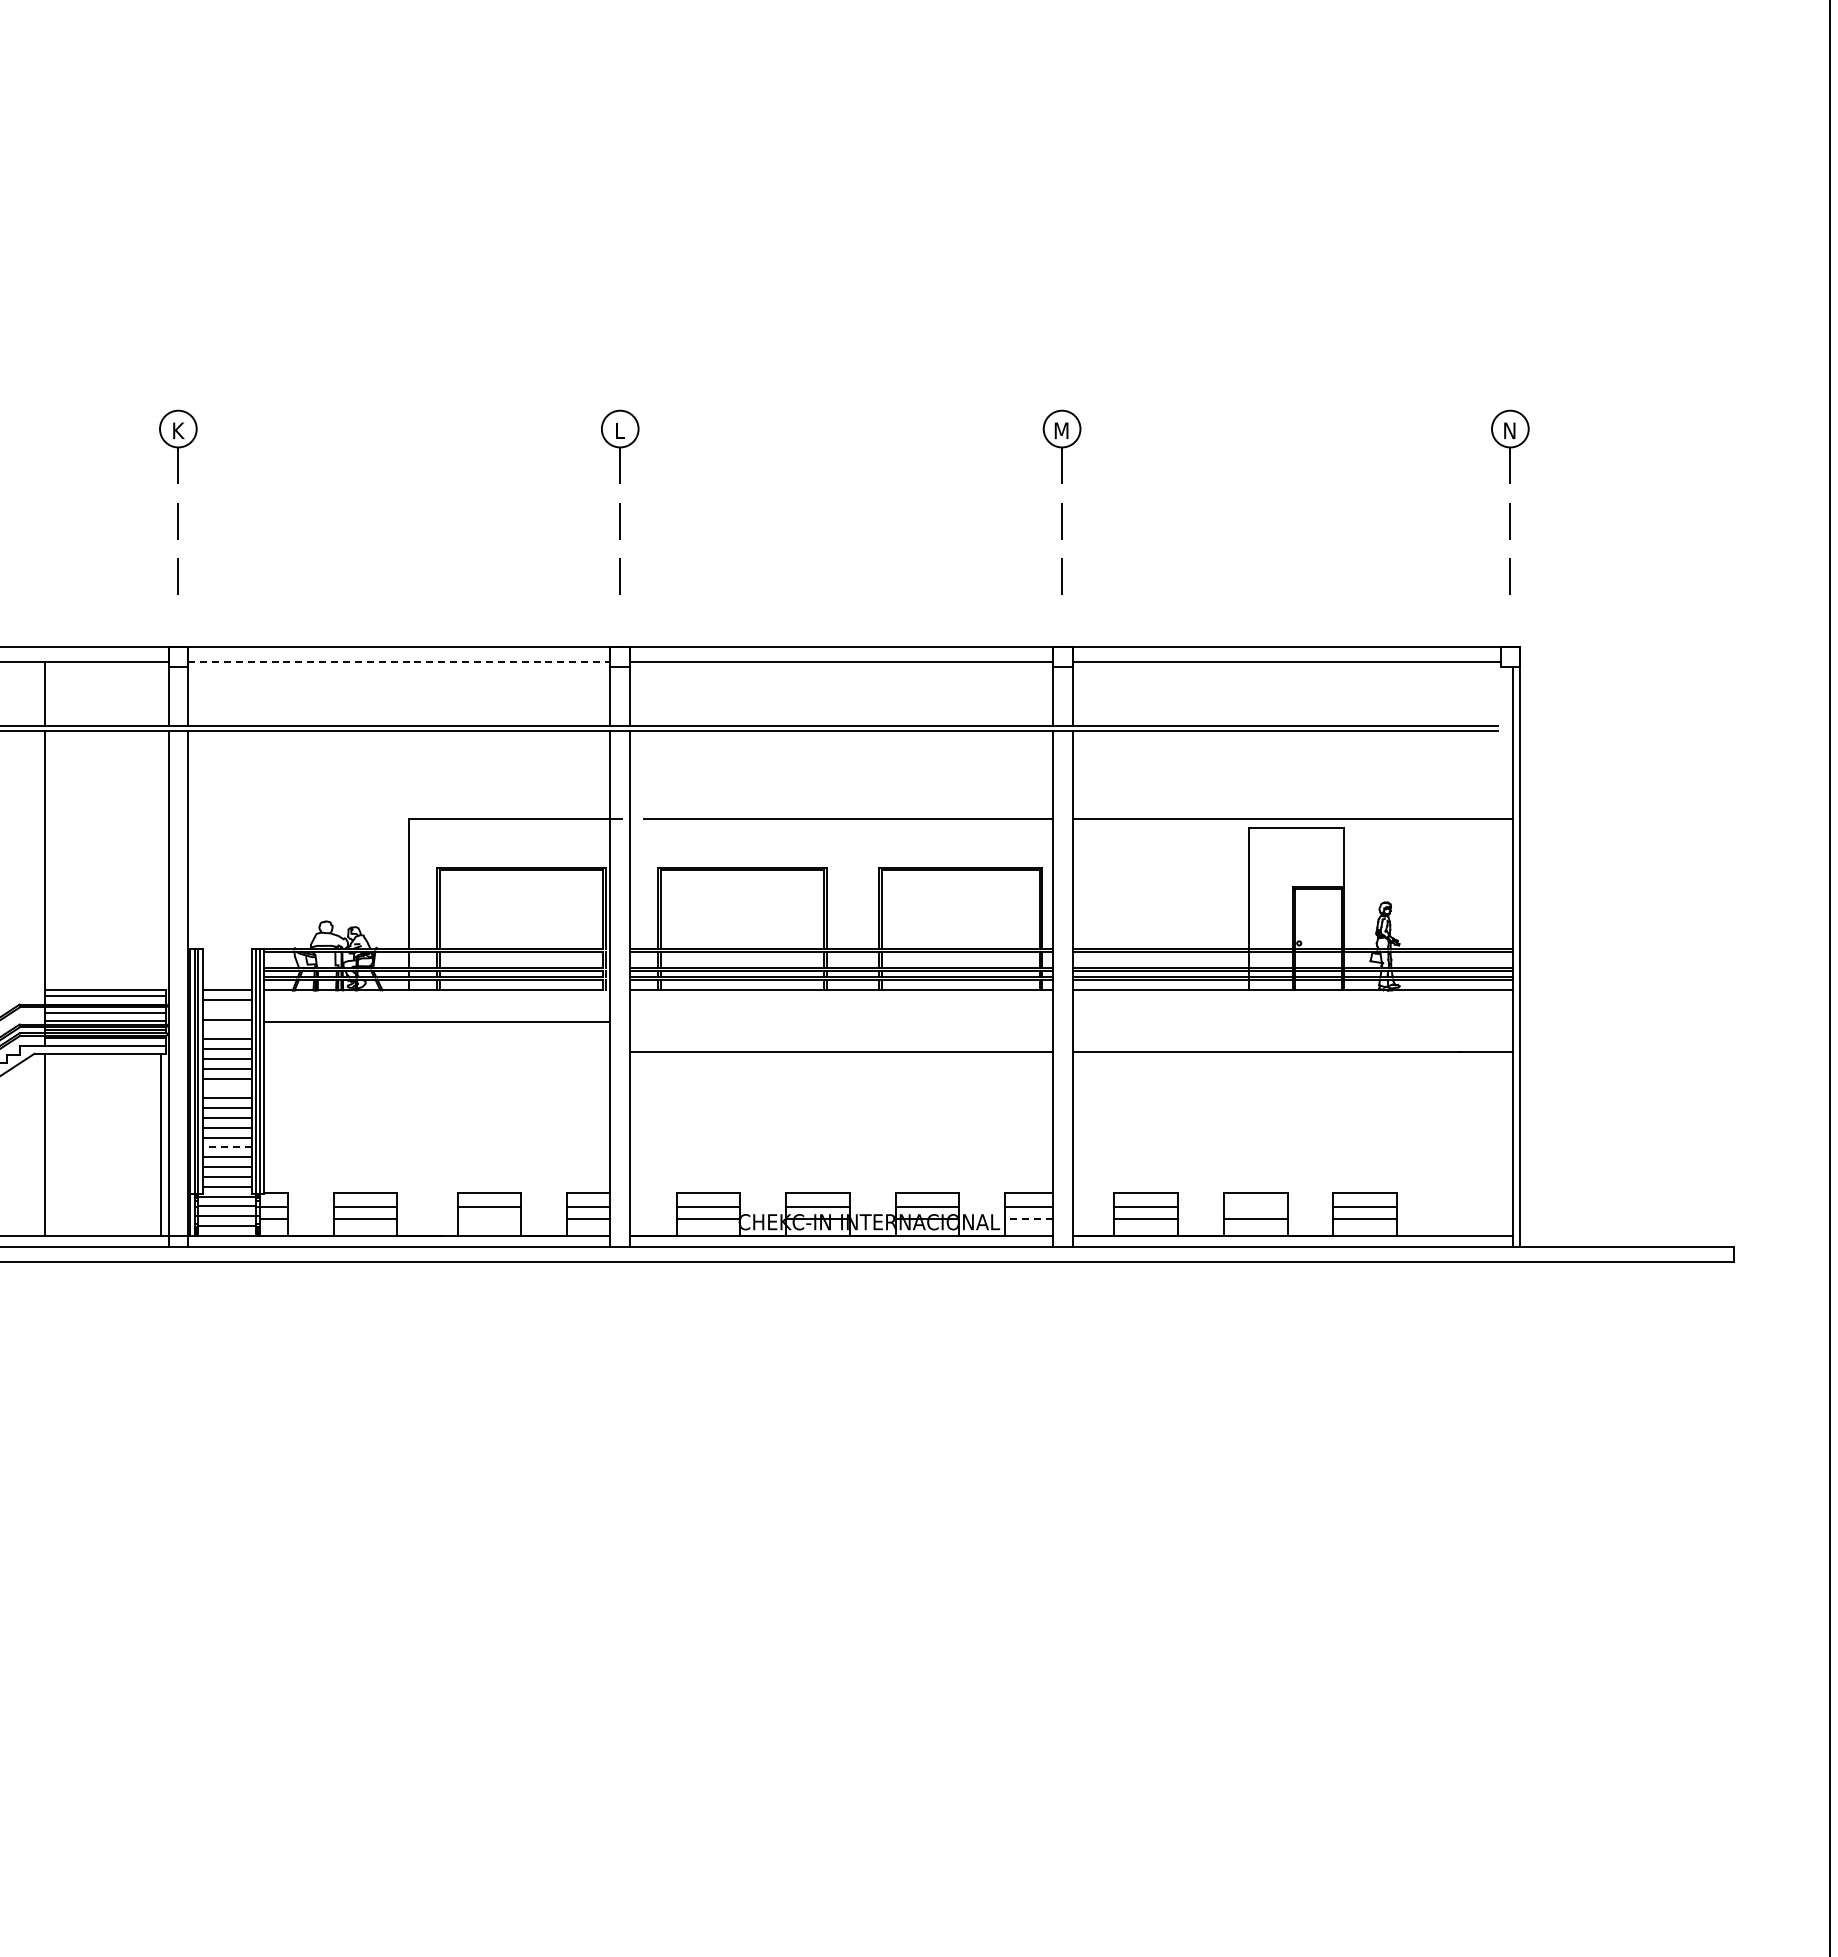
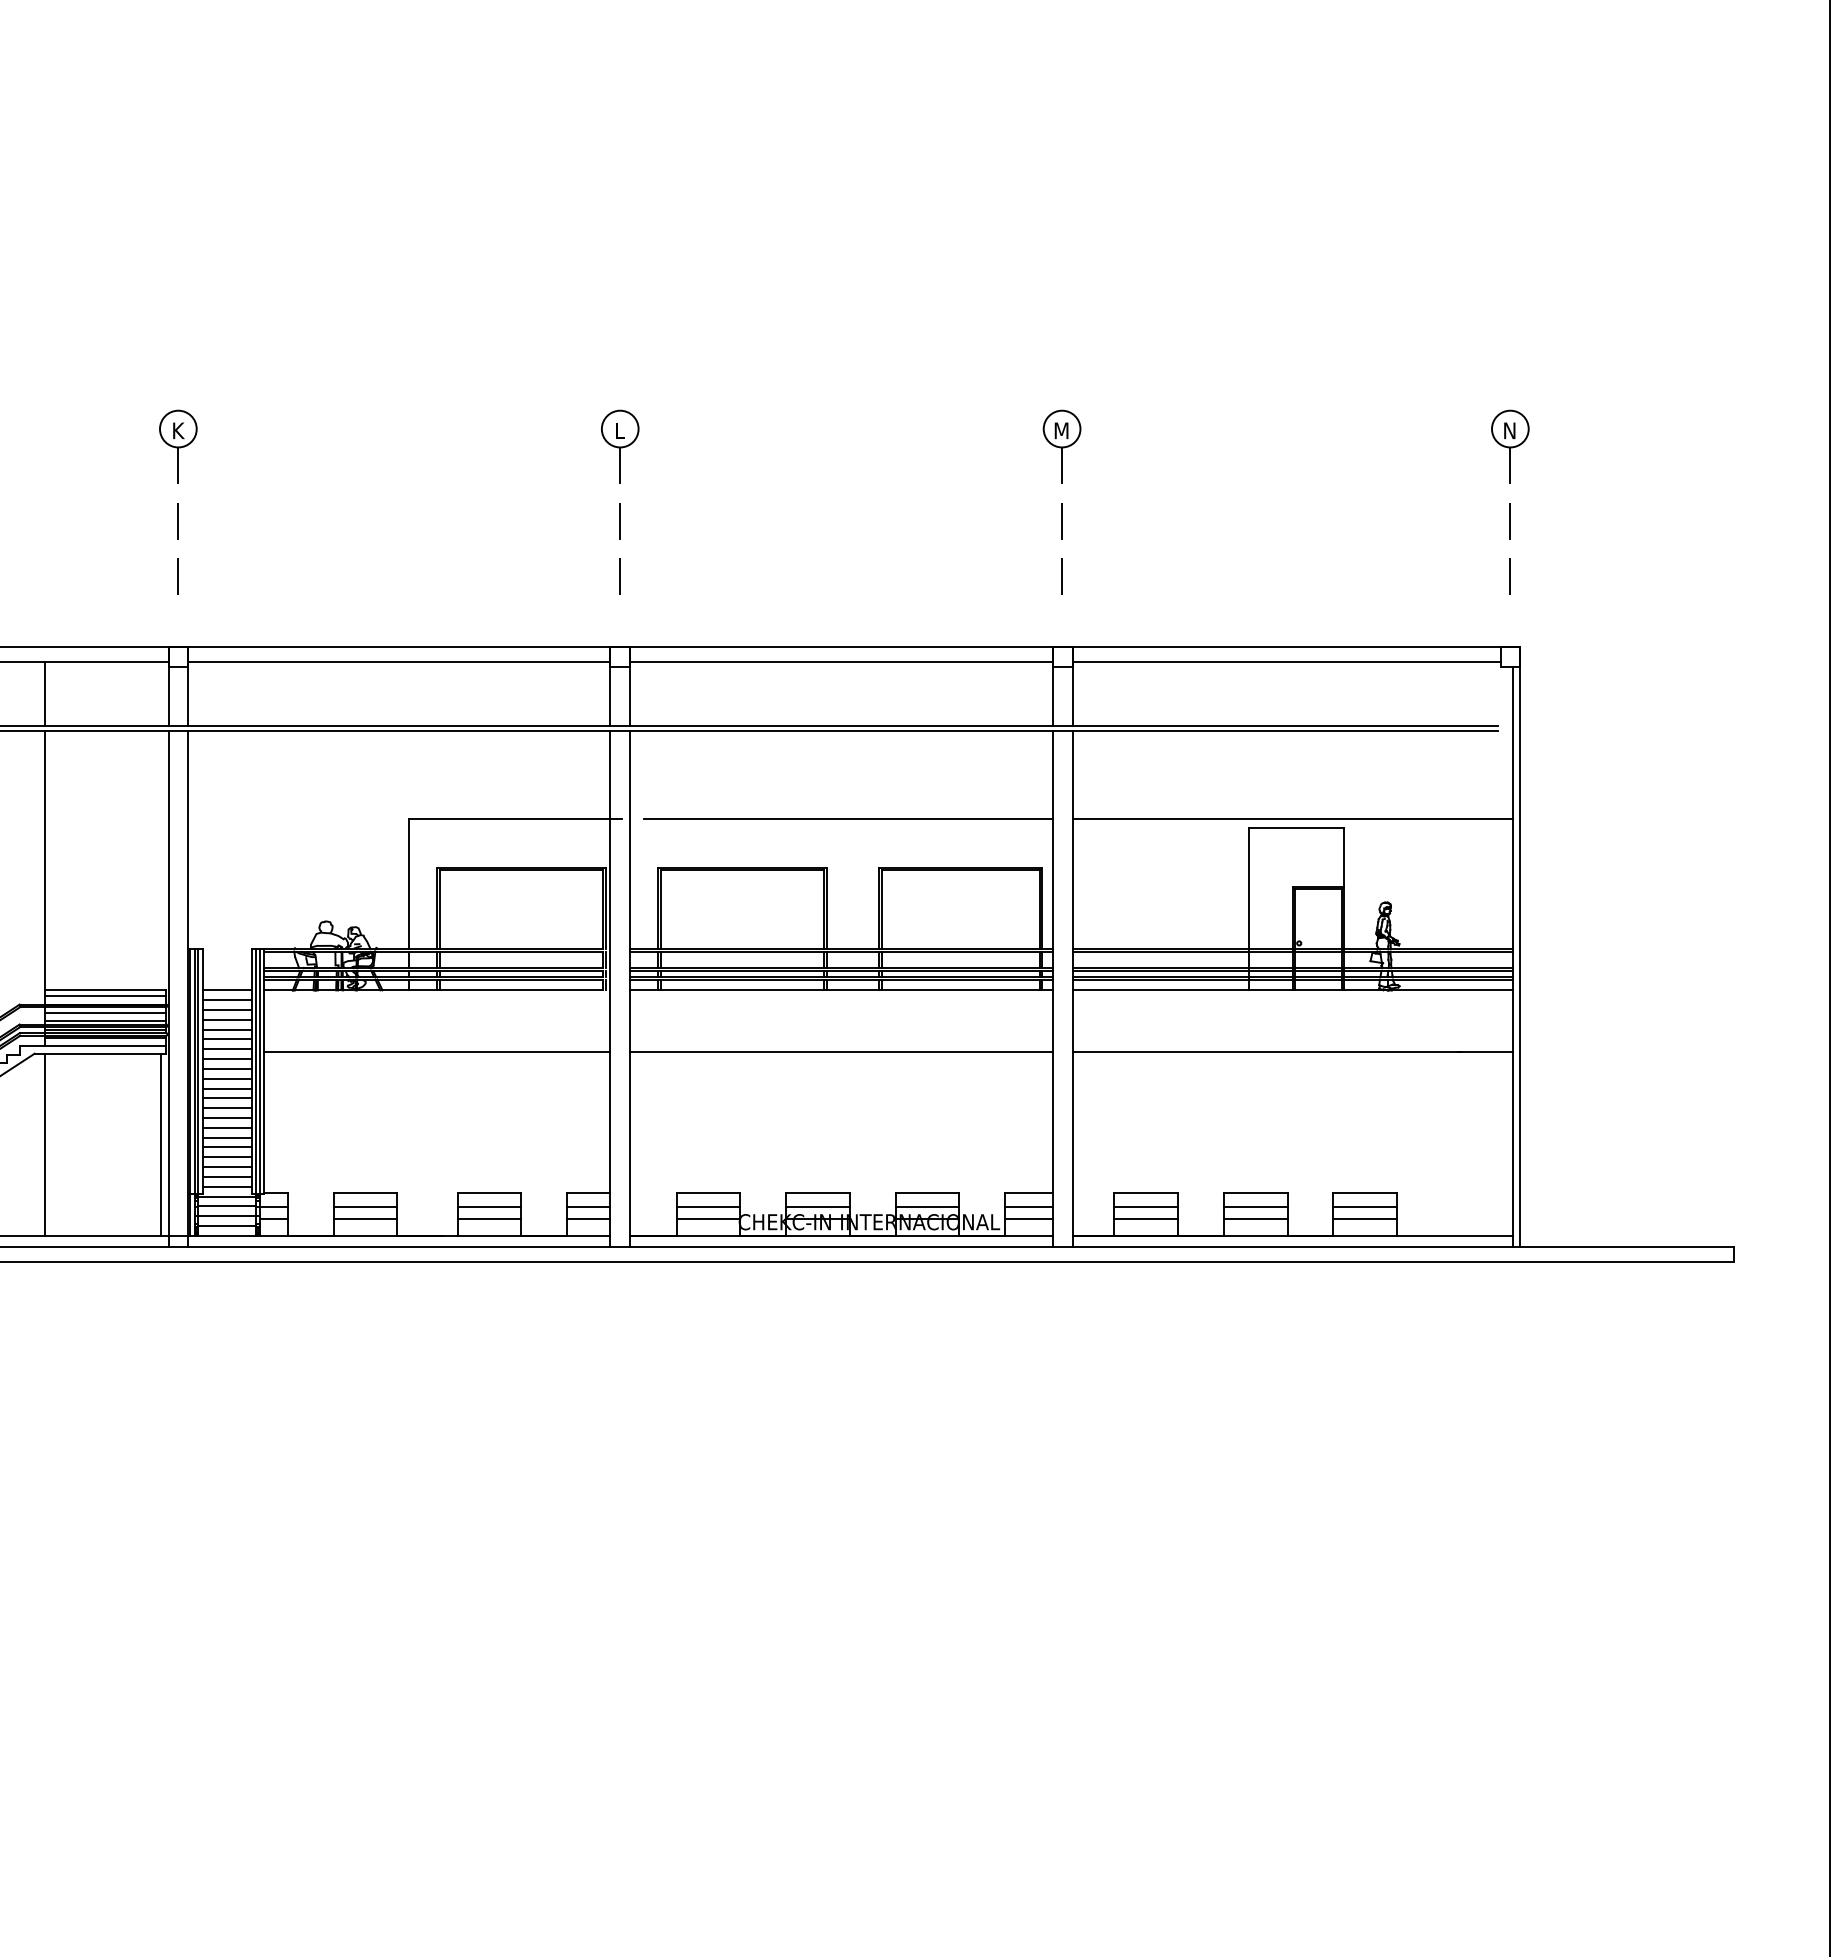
line: dashed -> solid (399, 661)
line: none -> present (226, 1009)
line position: (437, 1021) -> (437, 1051) (437, 1051)
line: none -> present (226, 1029)
line: none -> present (226, 1088)
line: dashed -> solid (227, 1147)
line: none -> present (1255, 1207)
line: none -> present (489, 1219)
line: dashed -> solid (1028, 1219)
